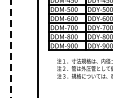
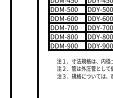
line: dashed -> solid (11, 48)
